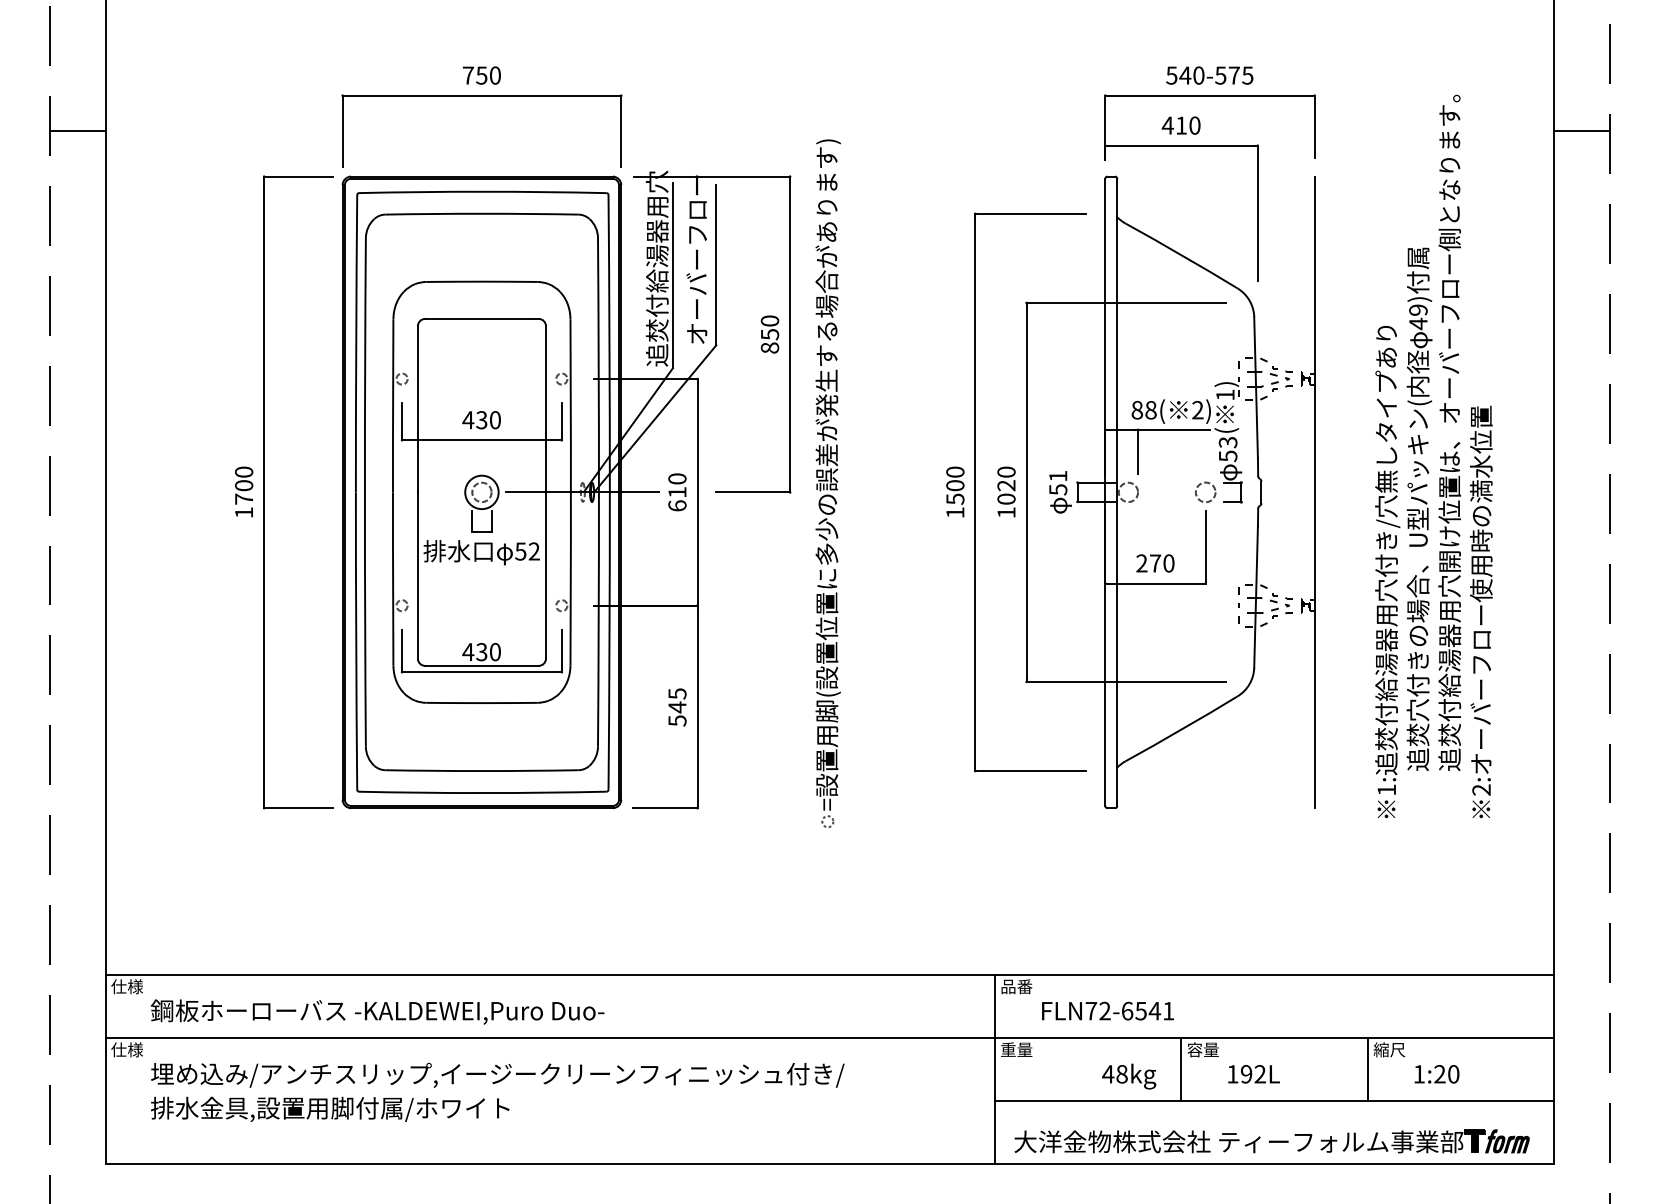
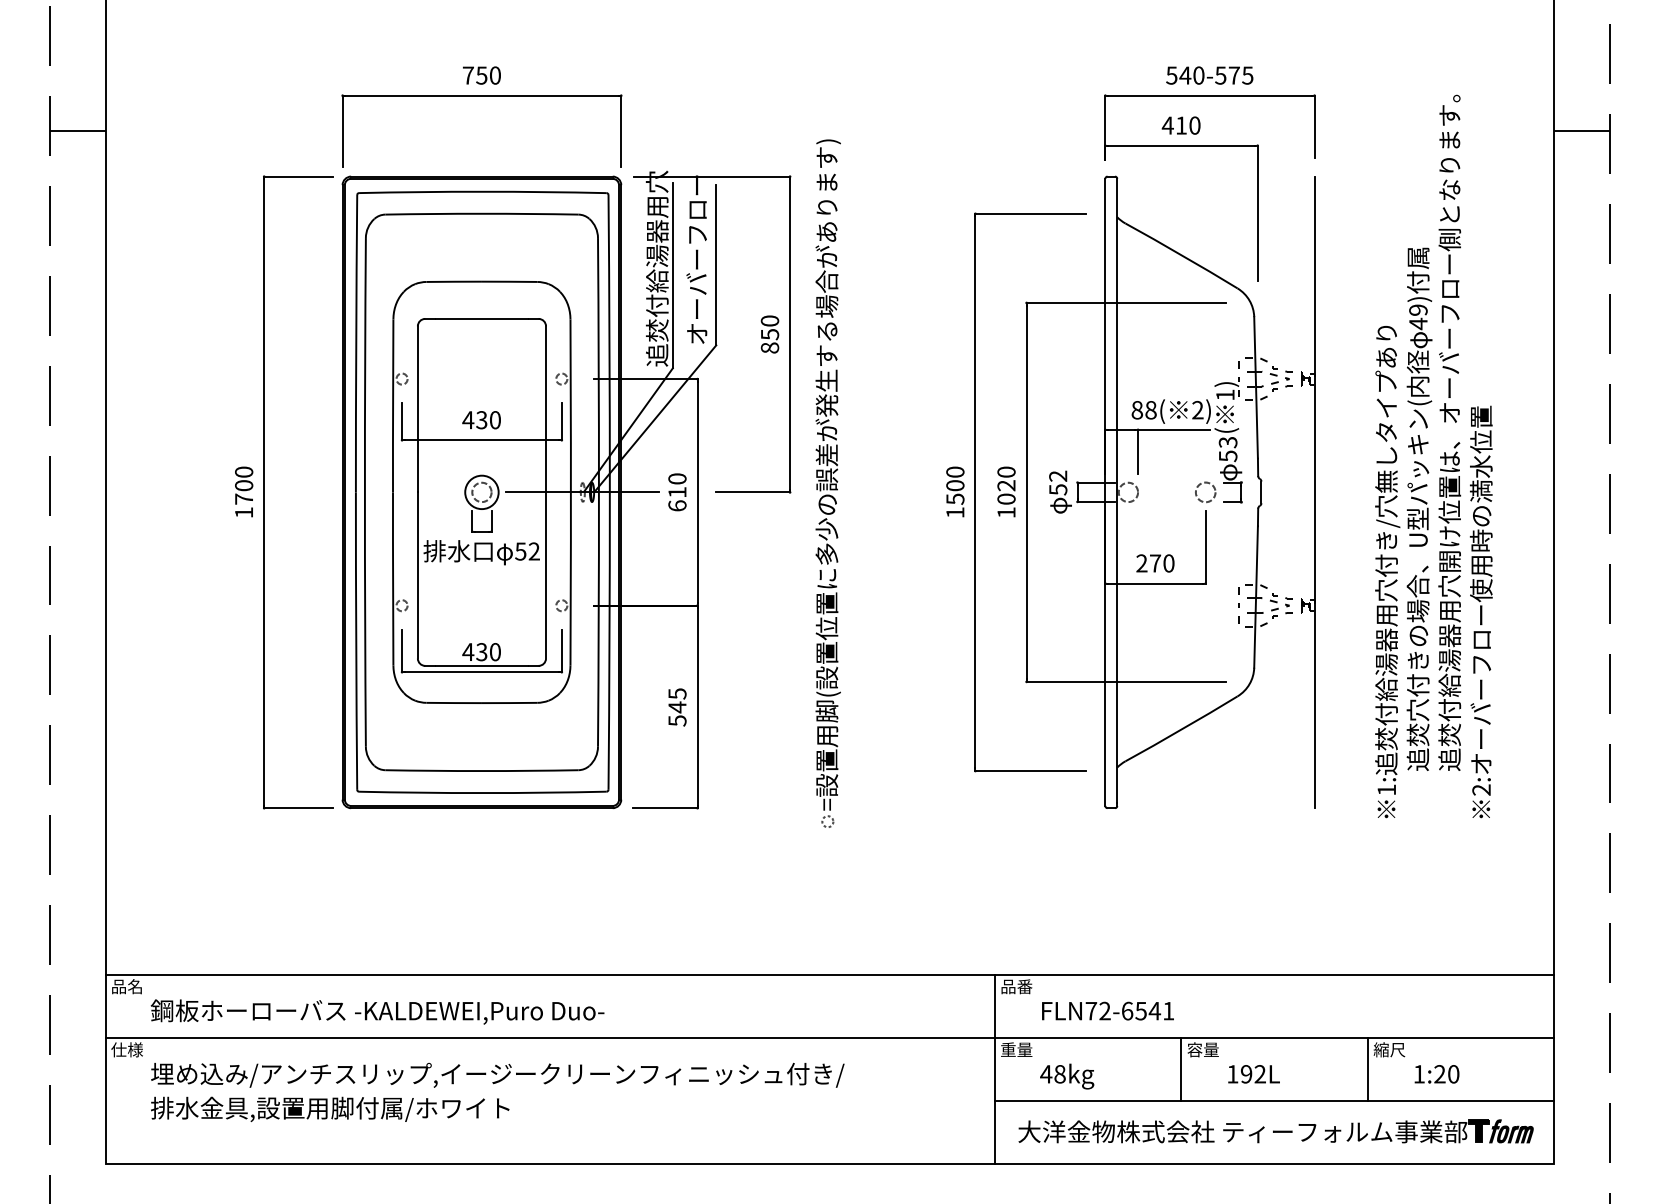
text: 51 -> 52 (1058, 475)
text: 仕様 -> 品名 (126, 986)
text position: (1129, 1076) -> (1067, 1076) (1067, 1076)
part position: (1271, 1141) -> (1275, 1131) (1275, 1131)
